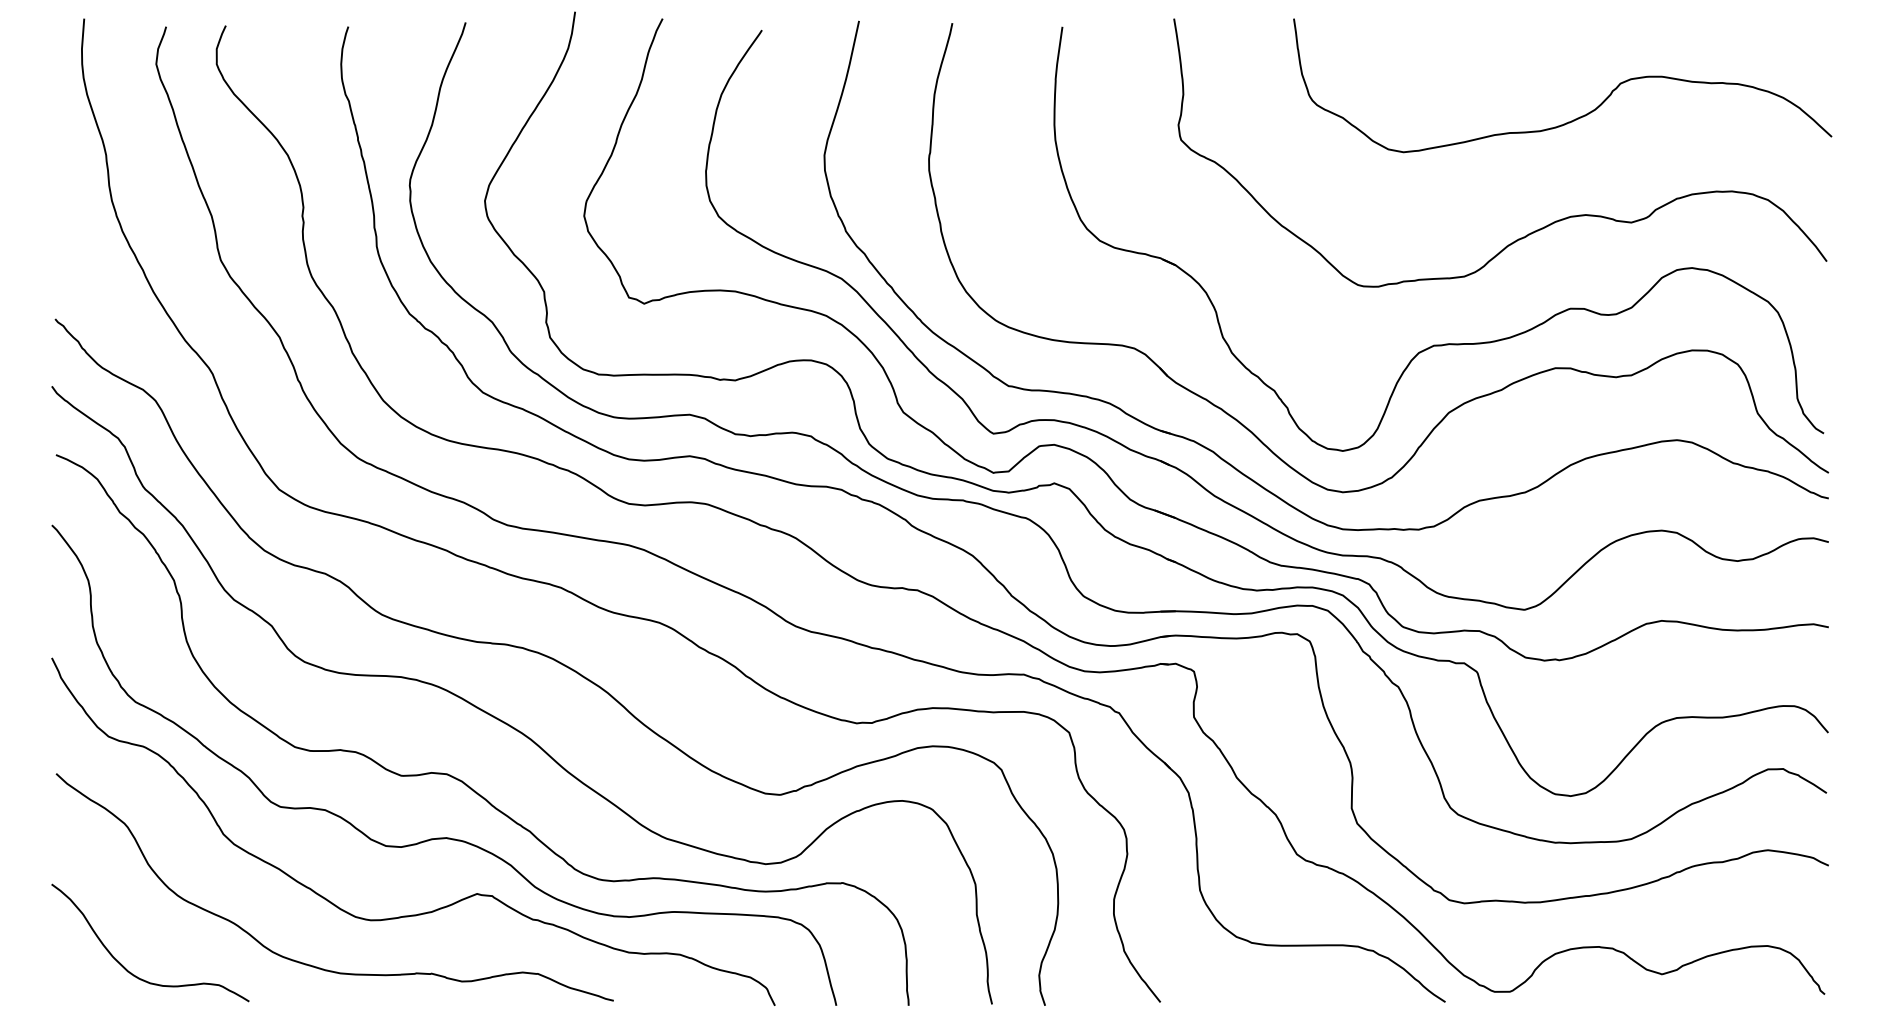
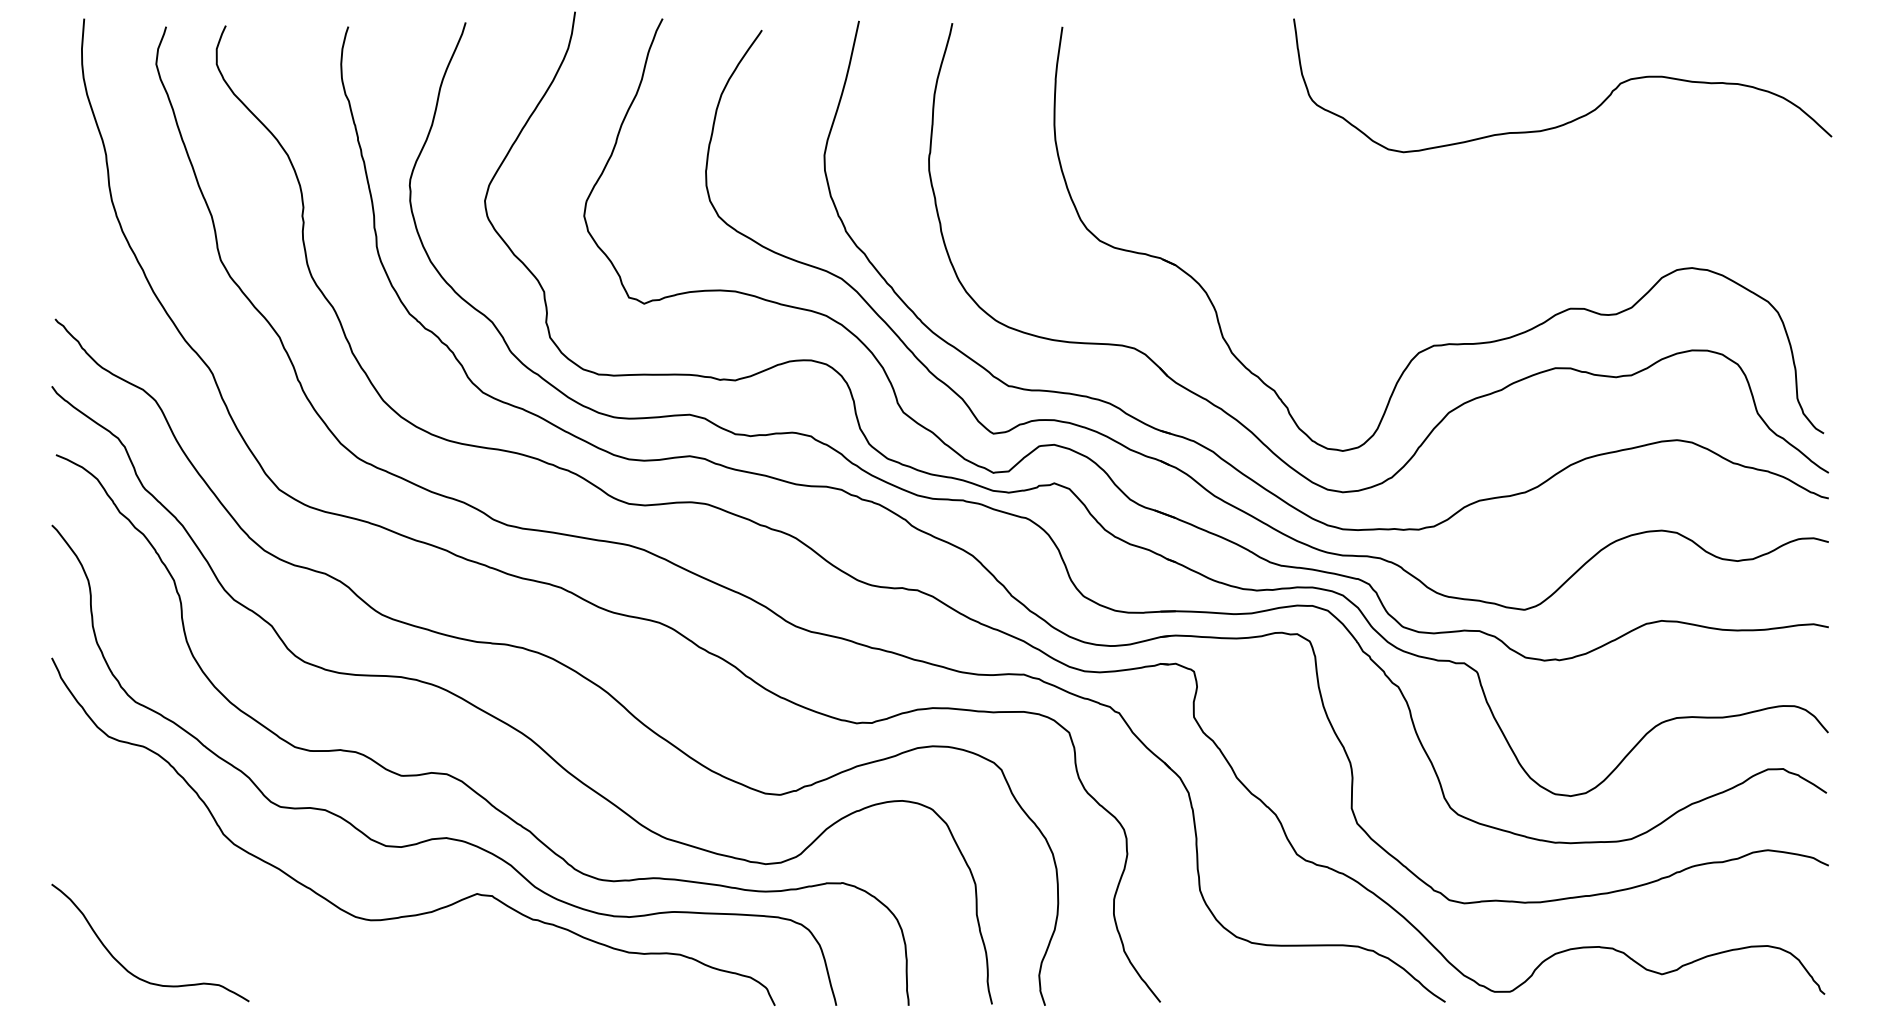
curve: present -> none (1534, 230)
curve: present -> none (310, 964)
